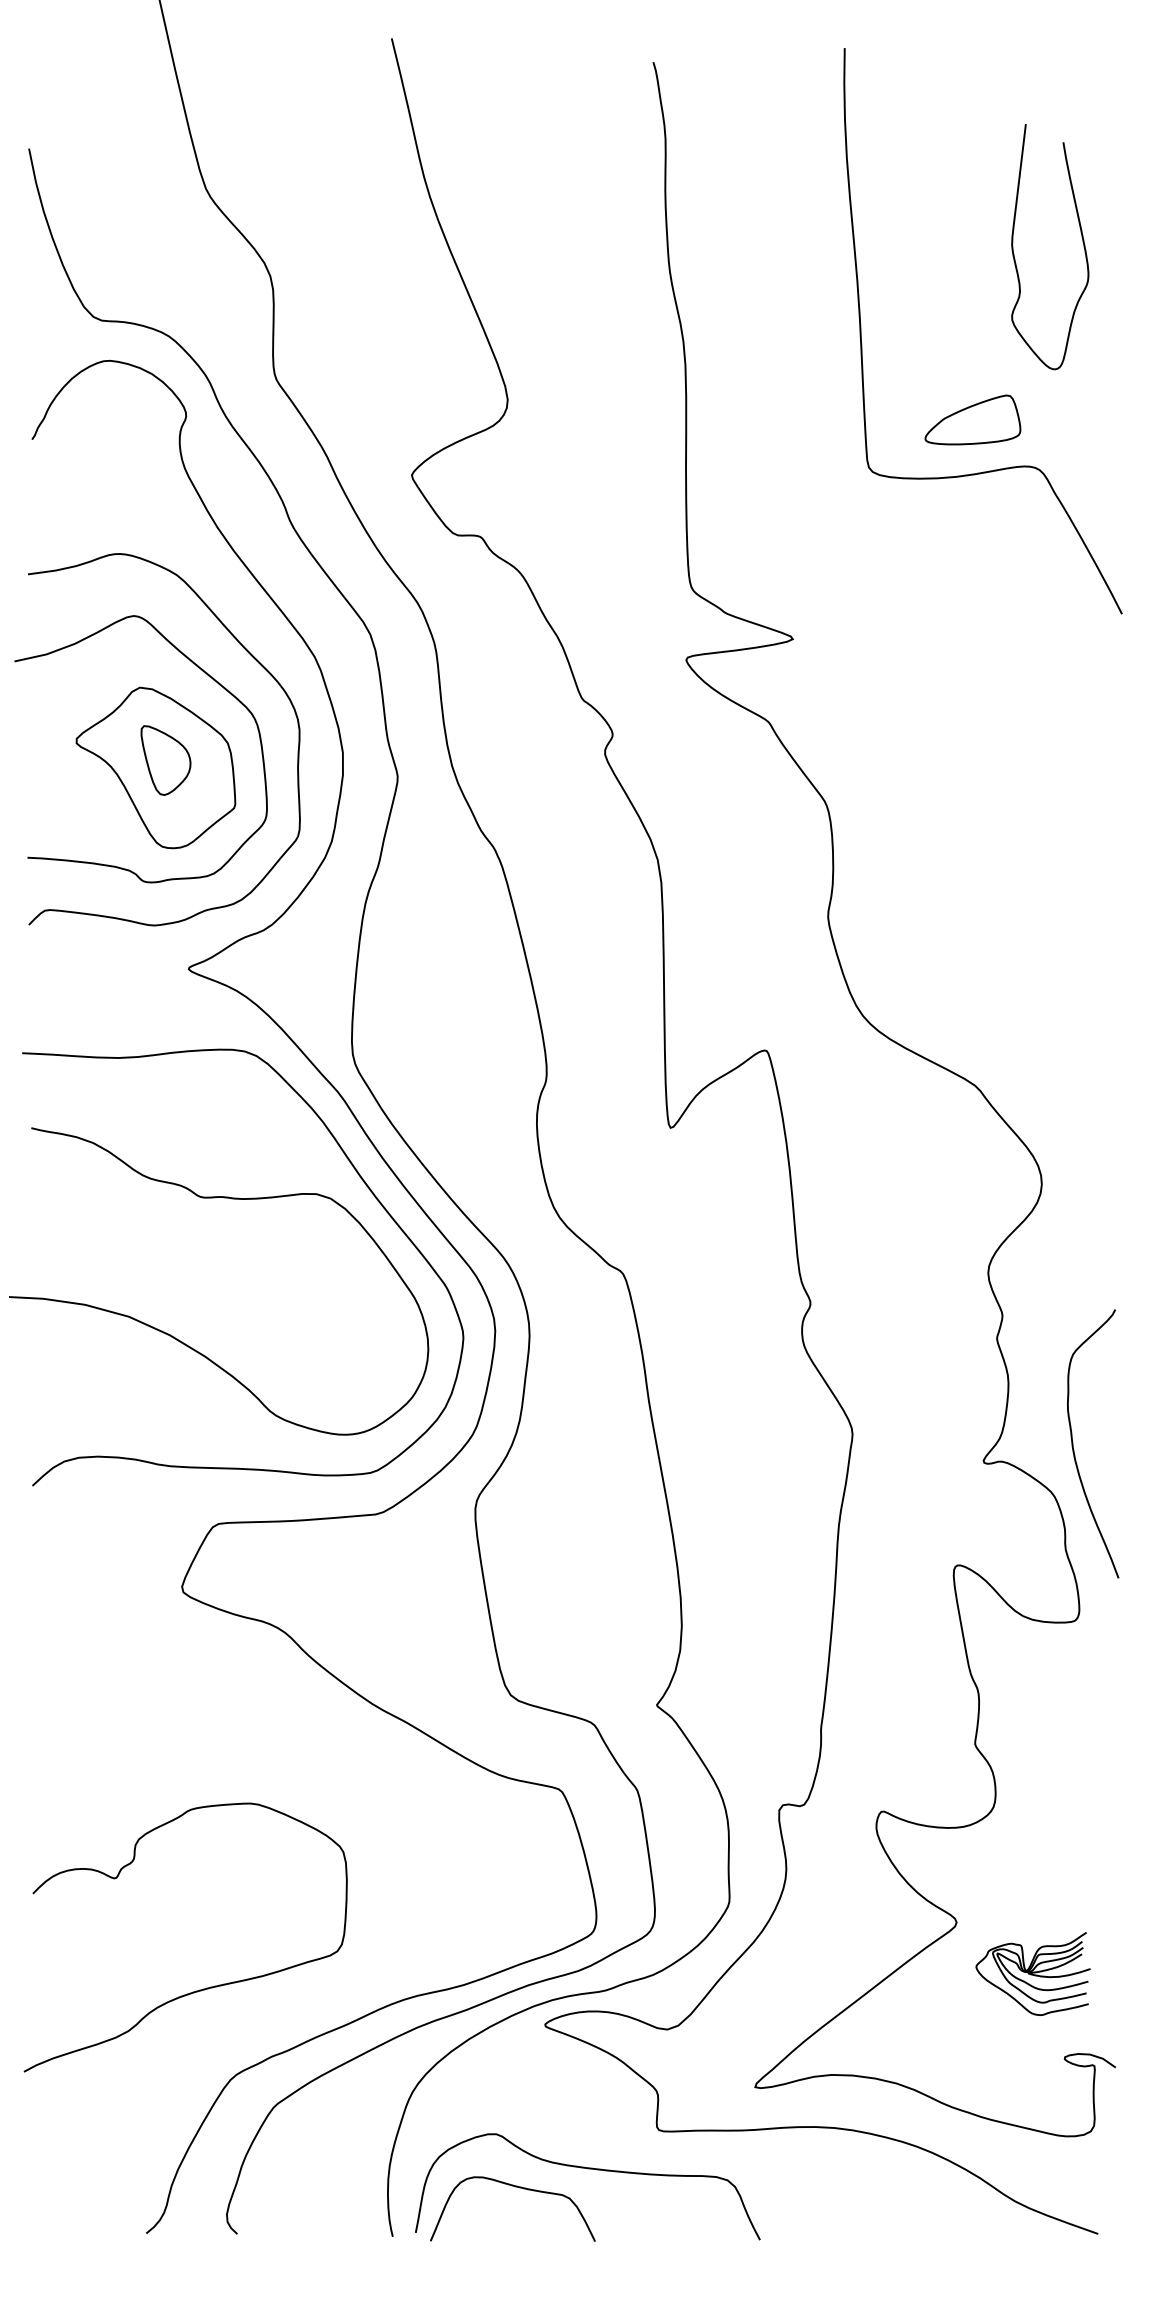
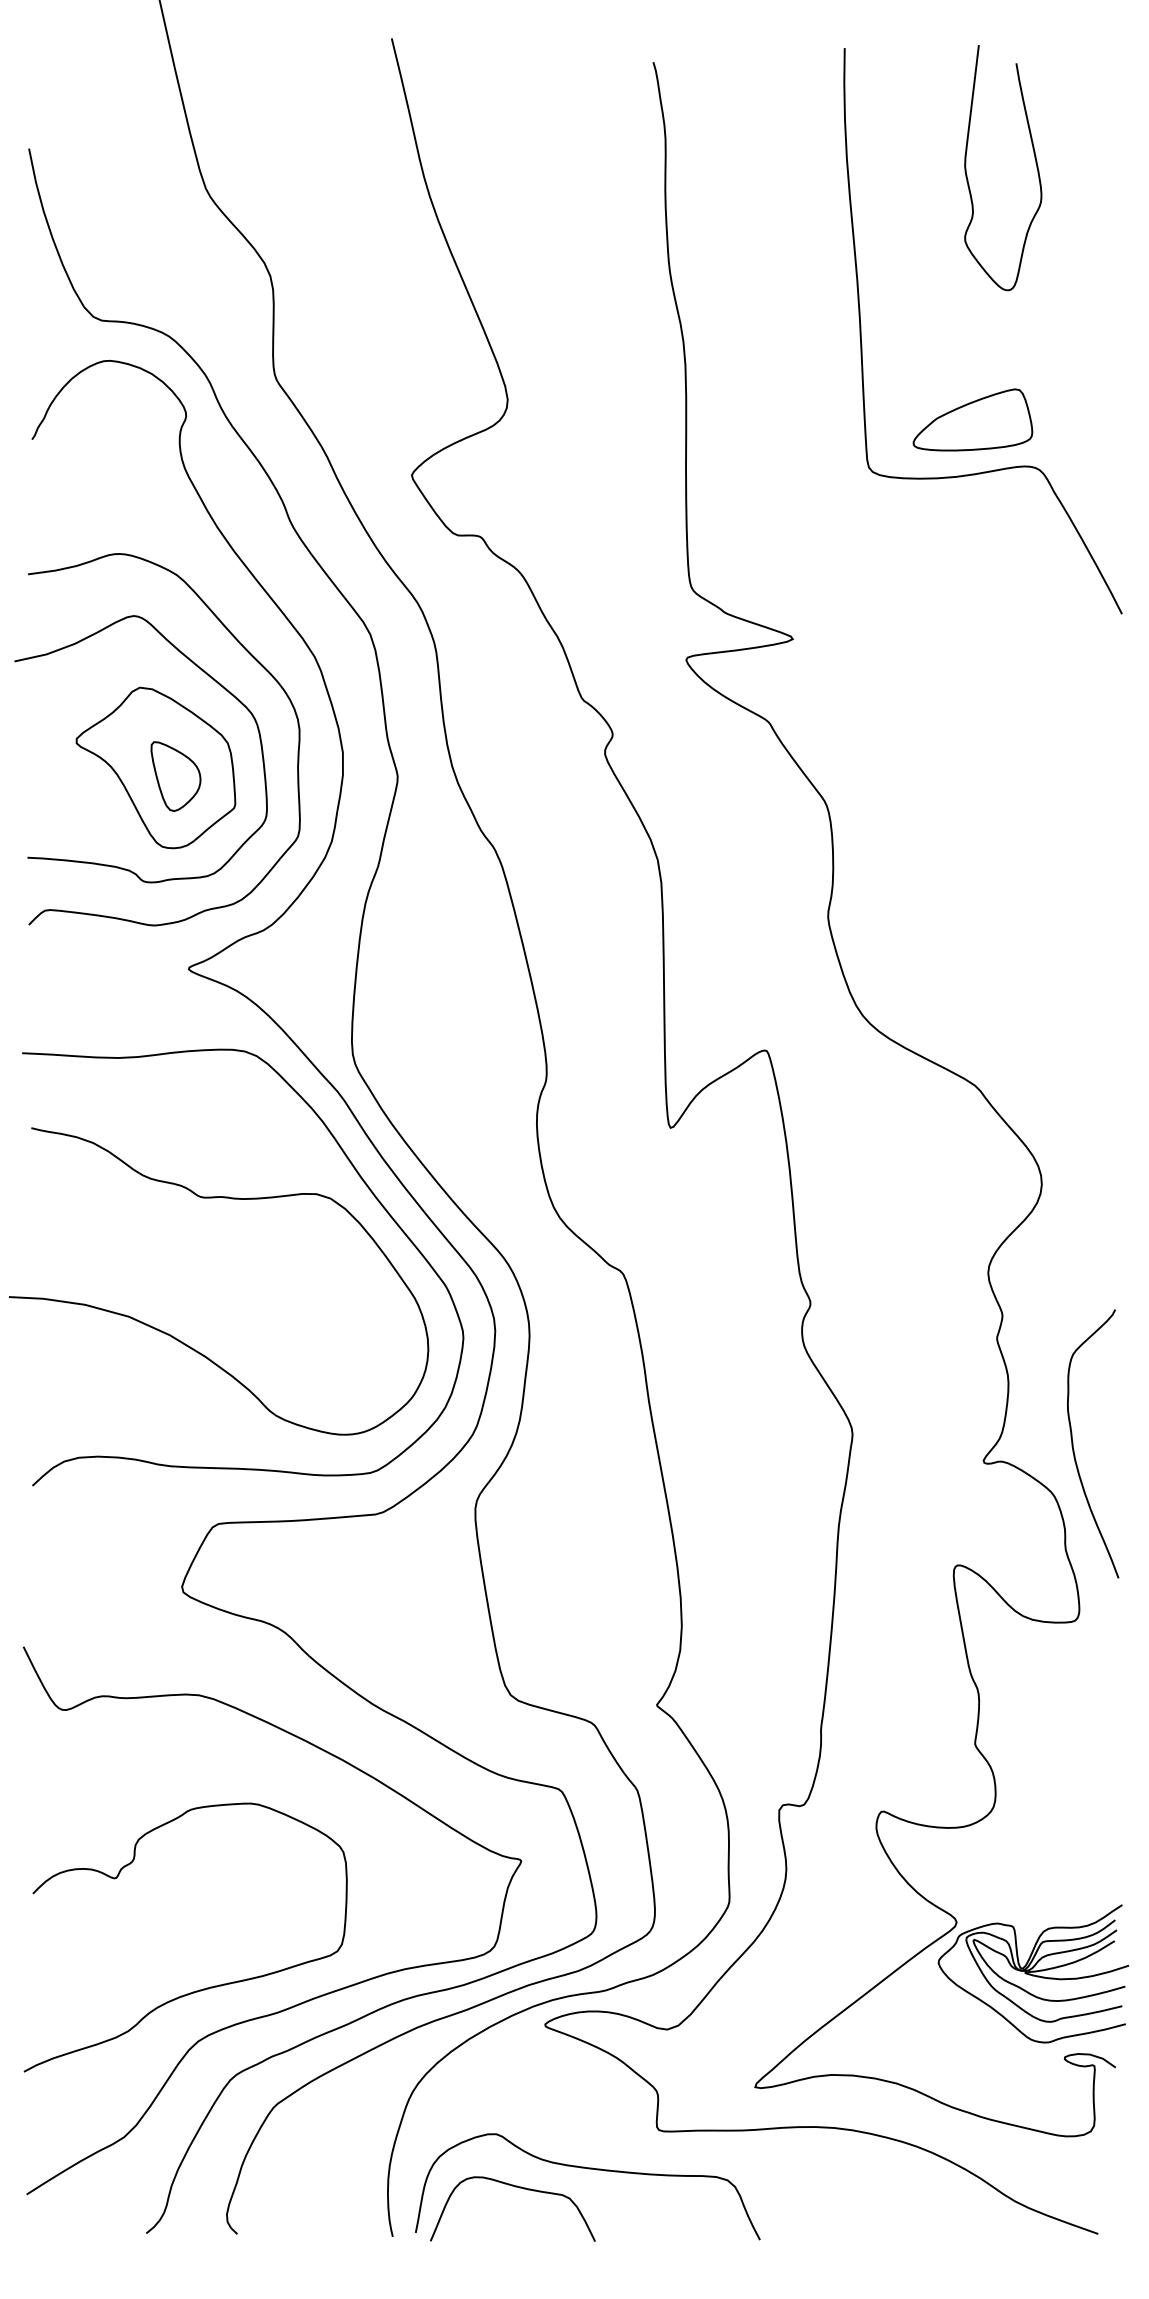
curve position: (1082, 242) -> (1035, 163) (1035, 163)
part size: 98x52 px -> 122x64 px (972, 419)
part position: (165, 760) -> (175, 776) (175, 776)
part size: 116x84 px -> 192x140 px (1032, 1973)
curve: none -> present (305, 2000)
